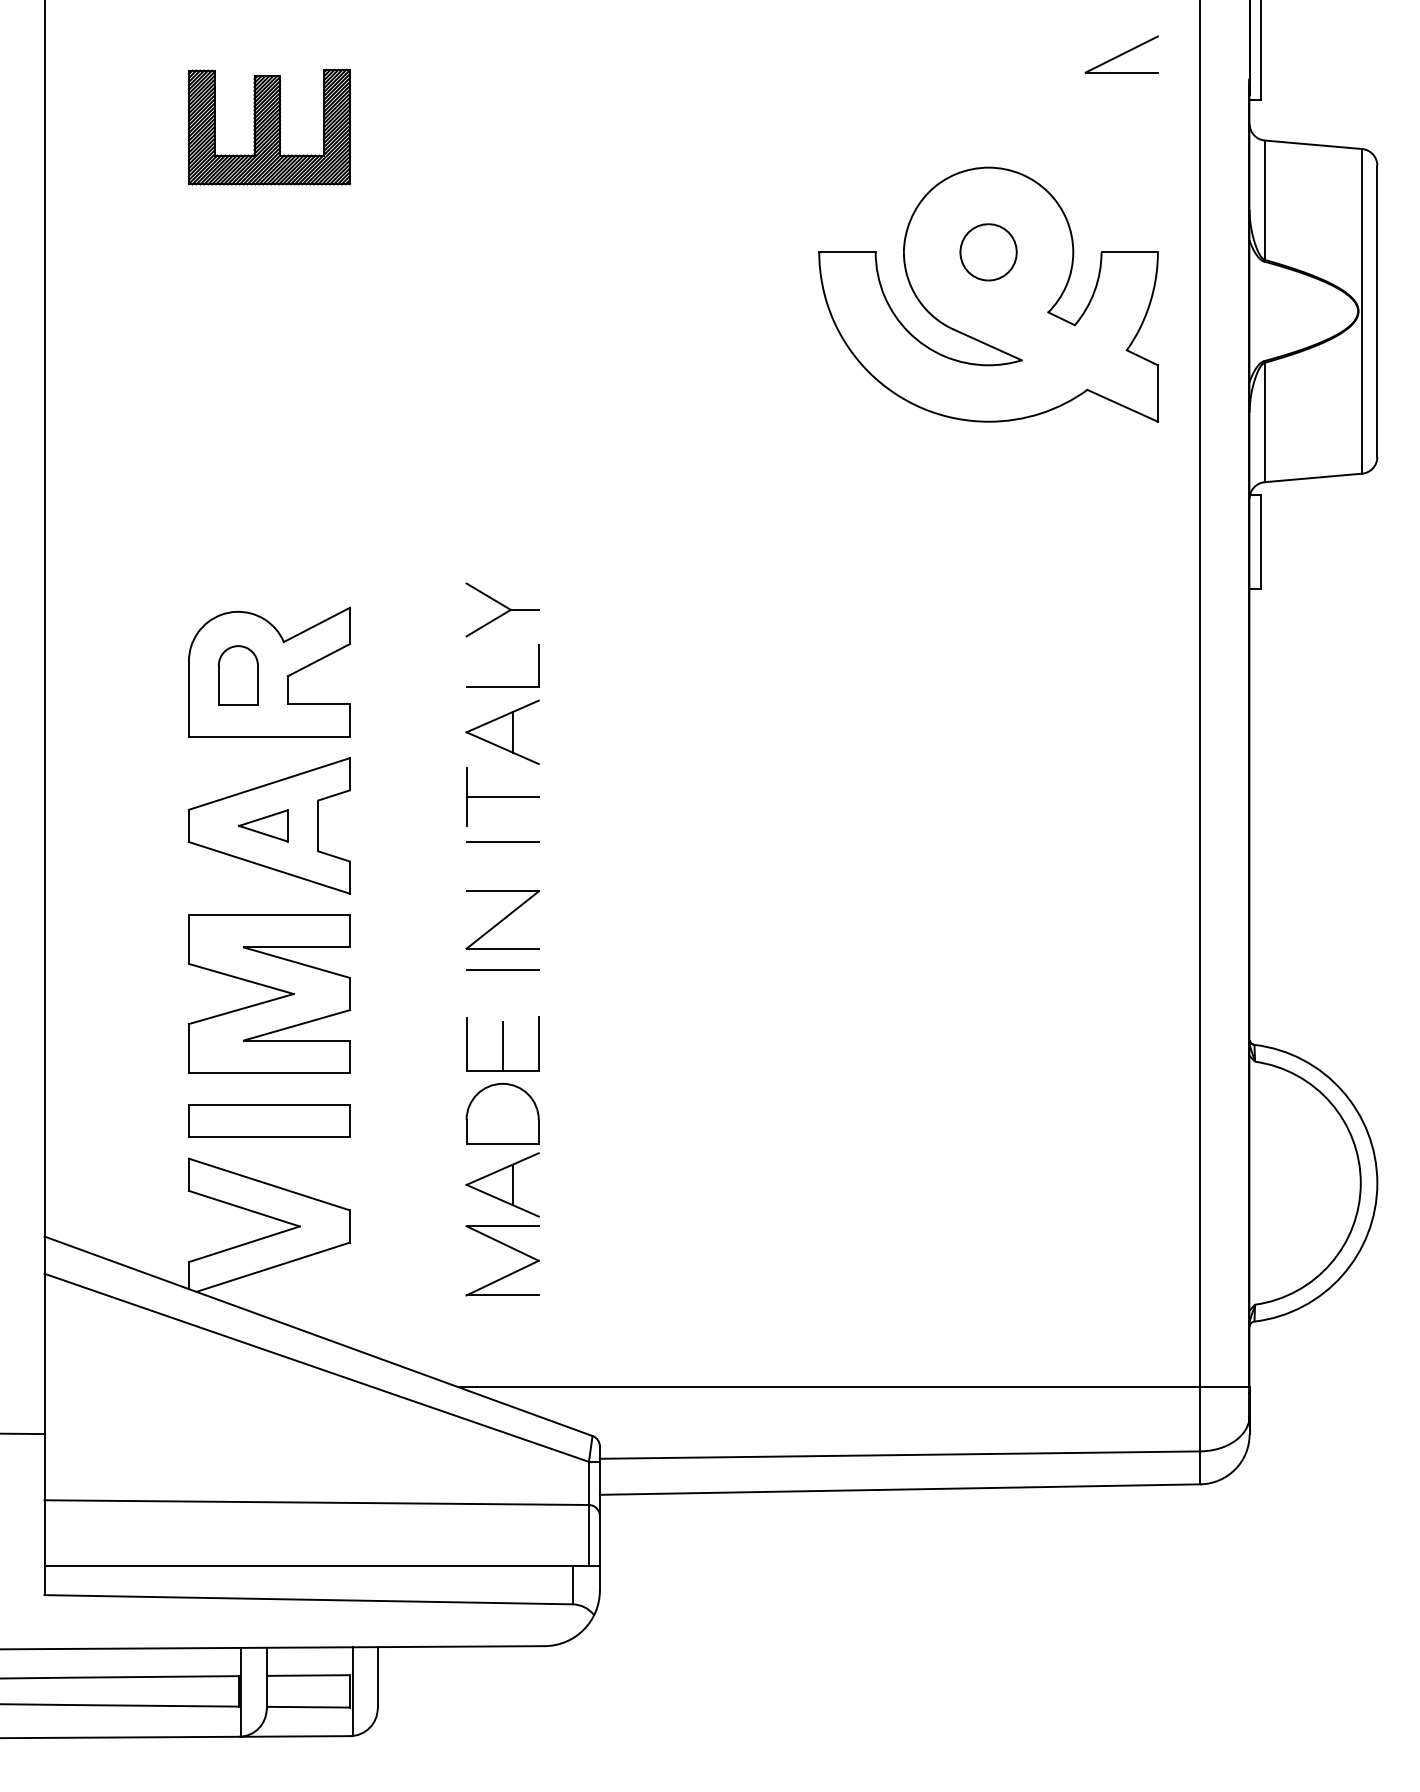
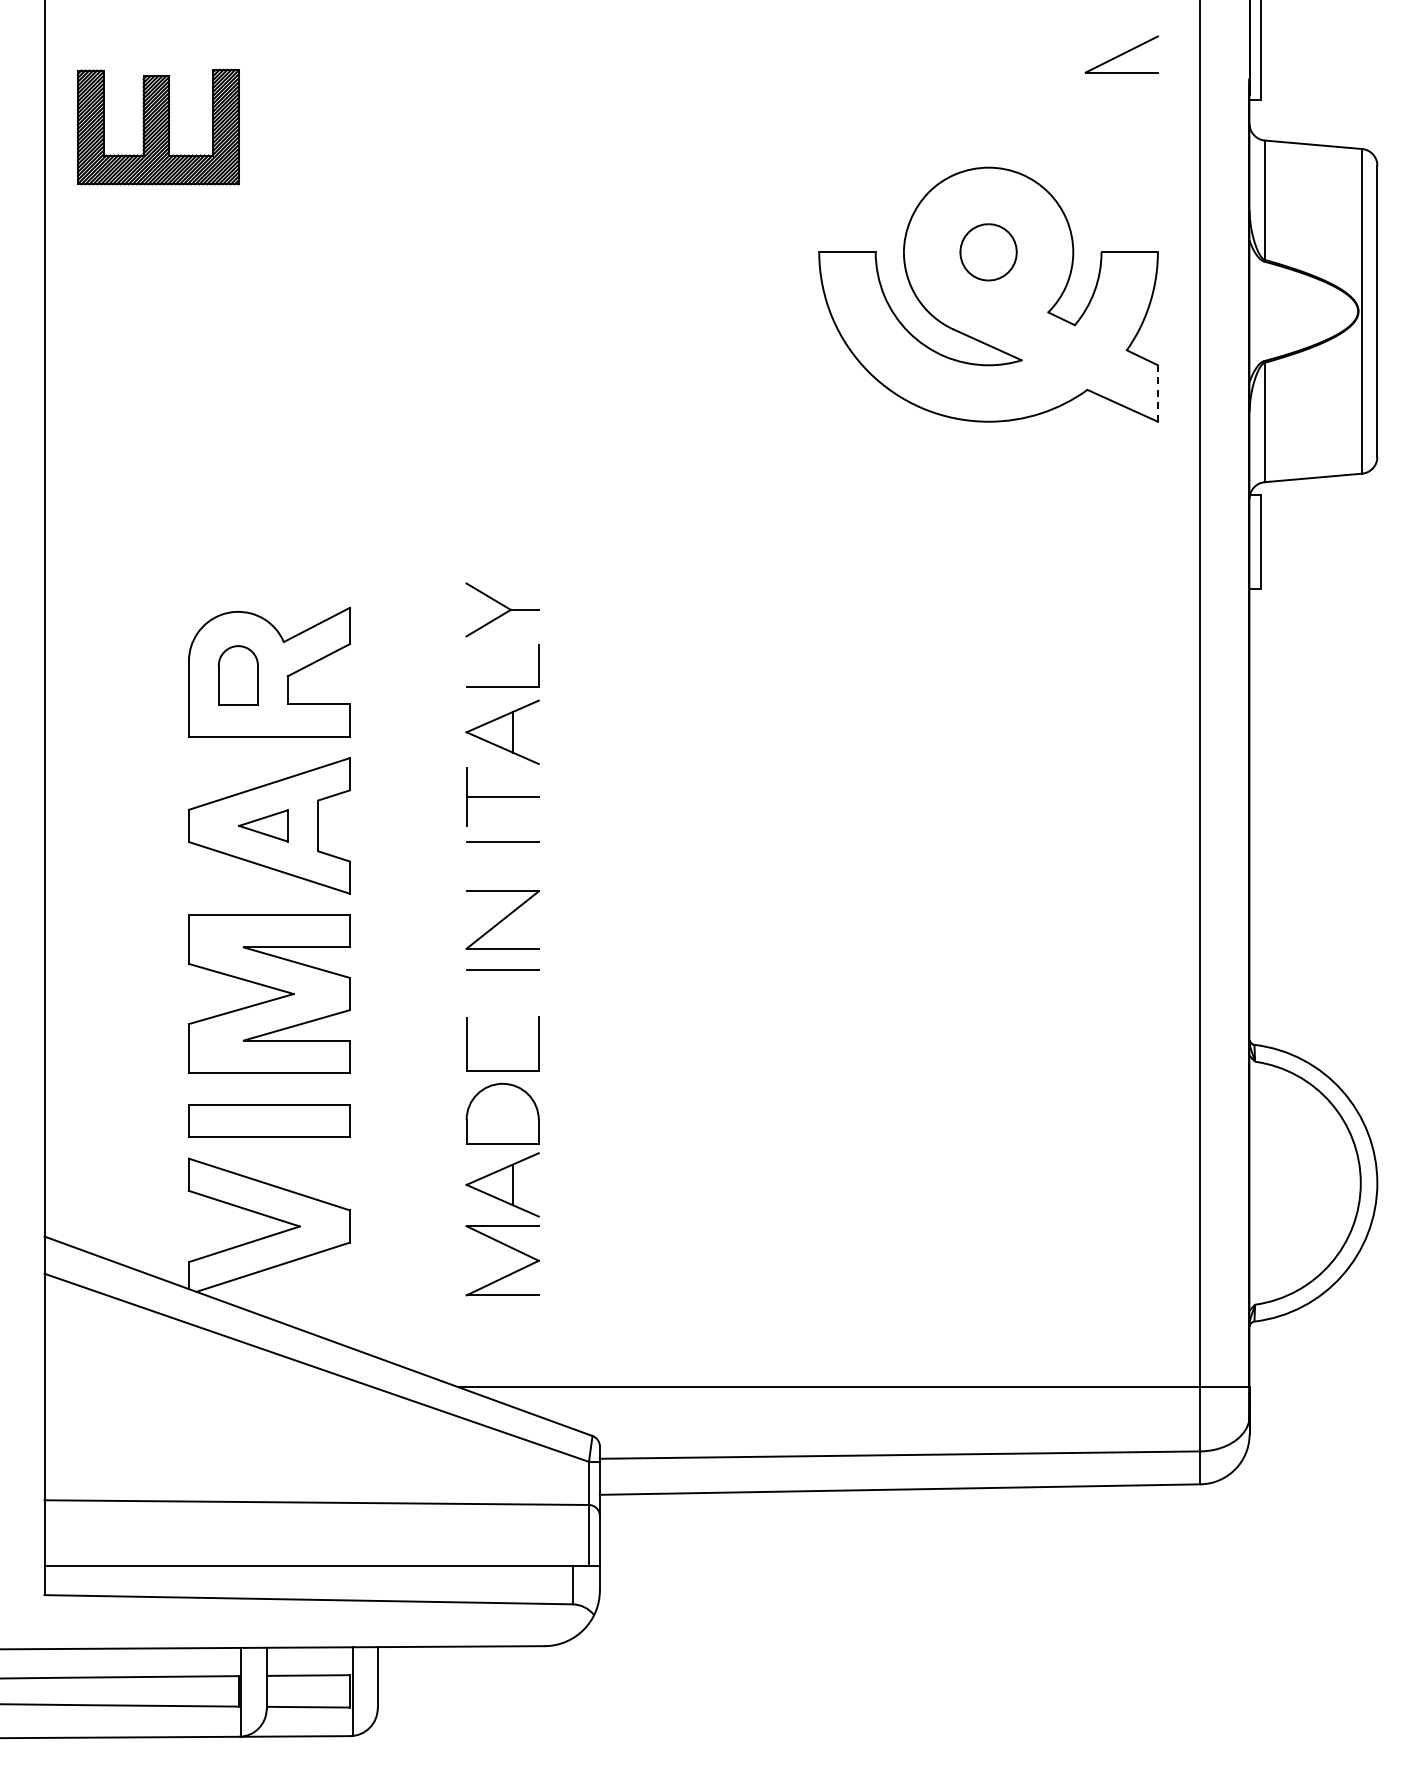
part position: (268, 126) -> (157, 126) (157, 126)
line: solid -> dashed (1157, 393)
line: present -> none (502, 1045)
line: present -> none (23, 1433)
